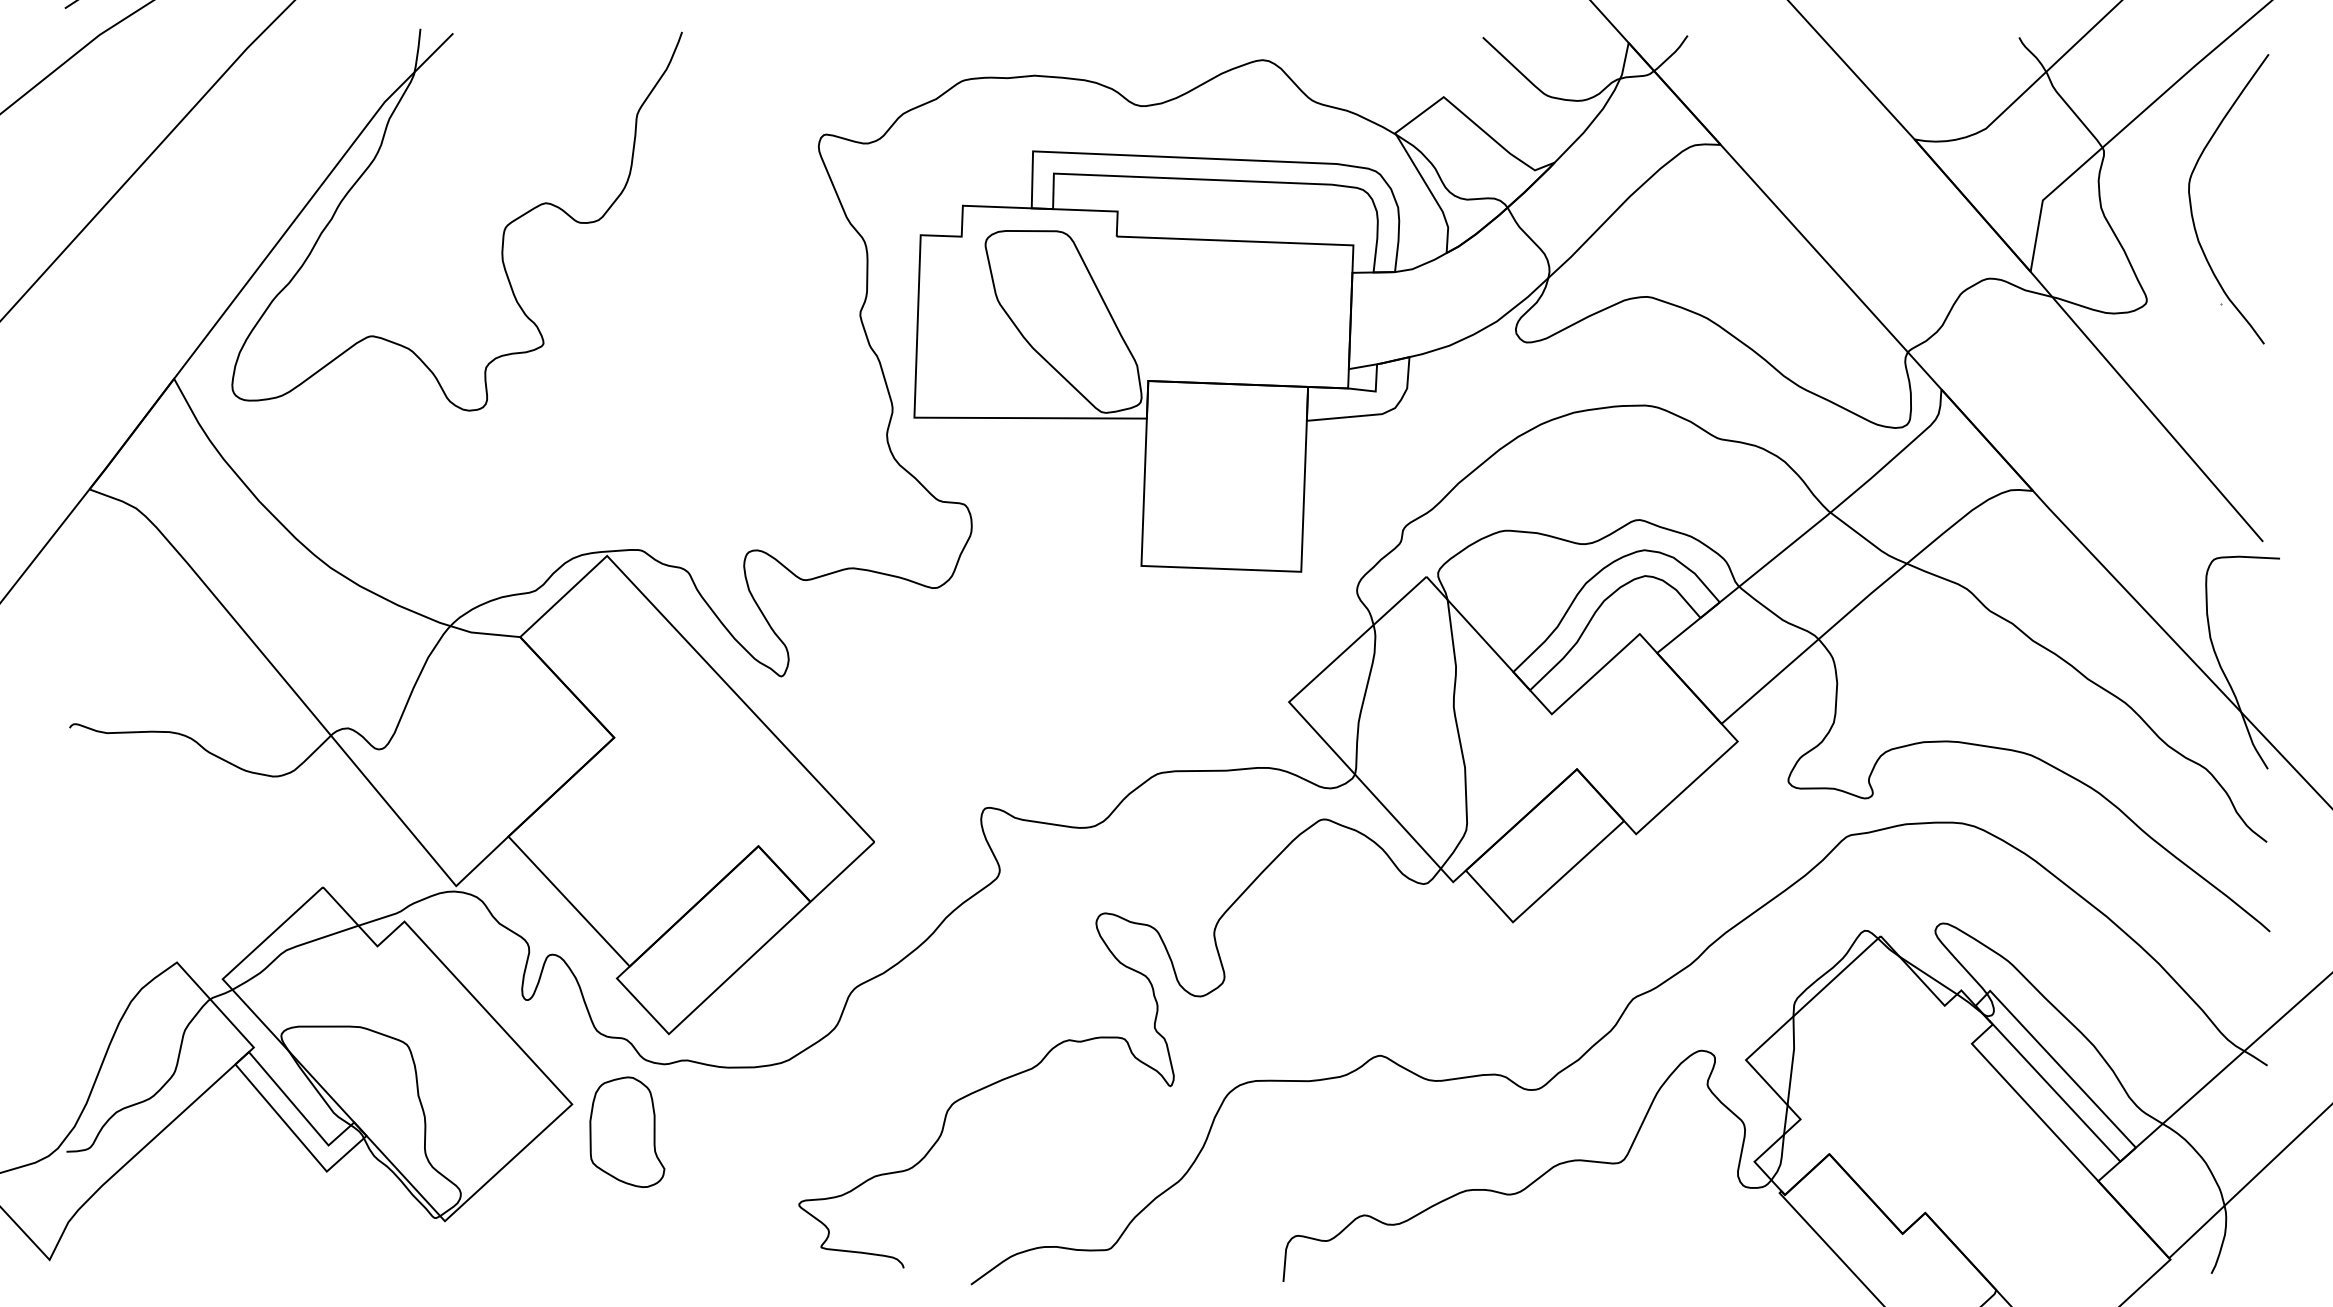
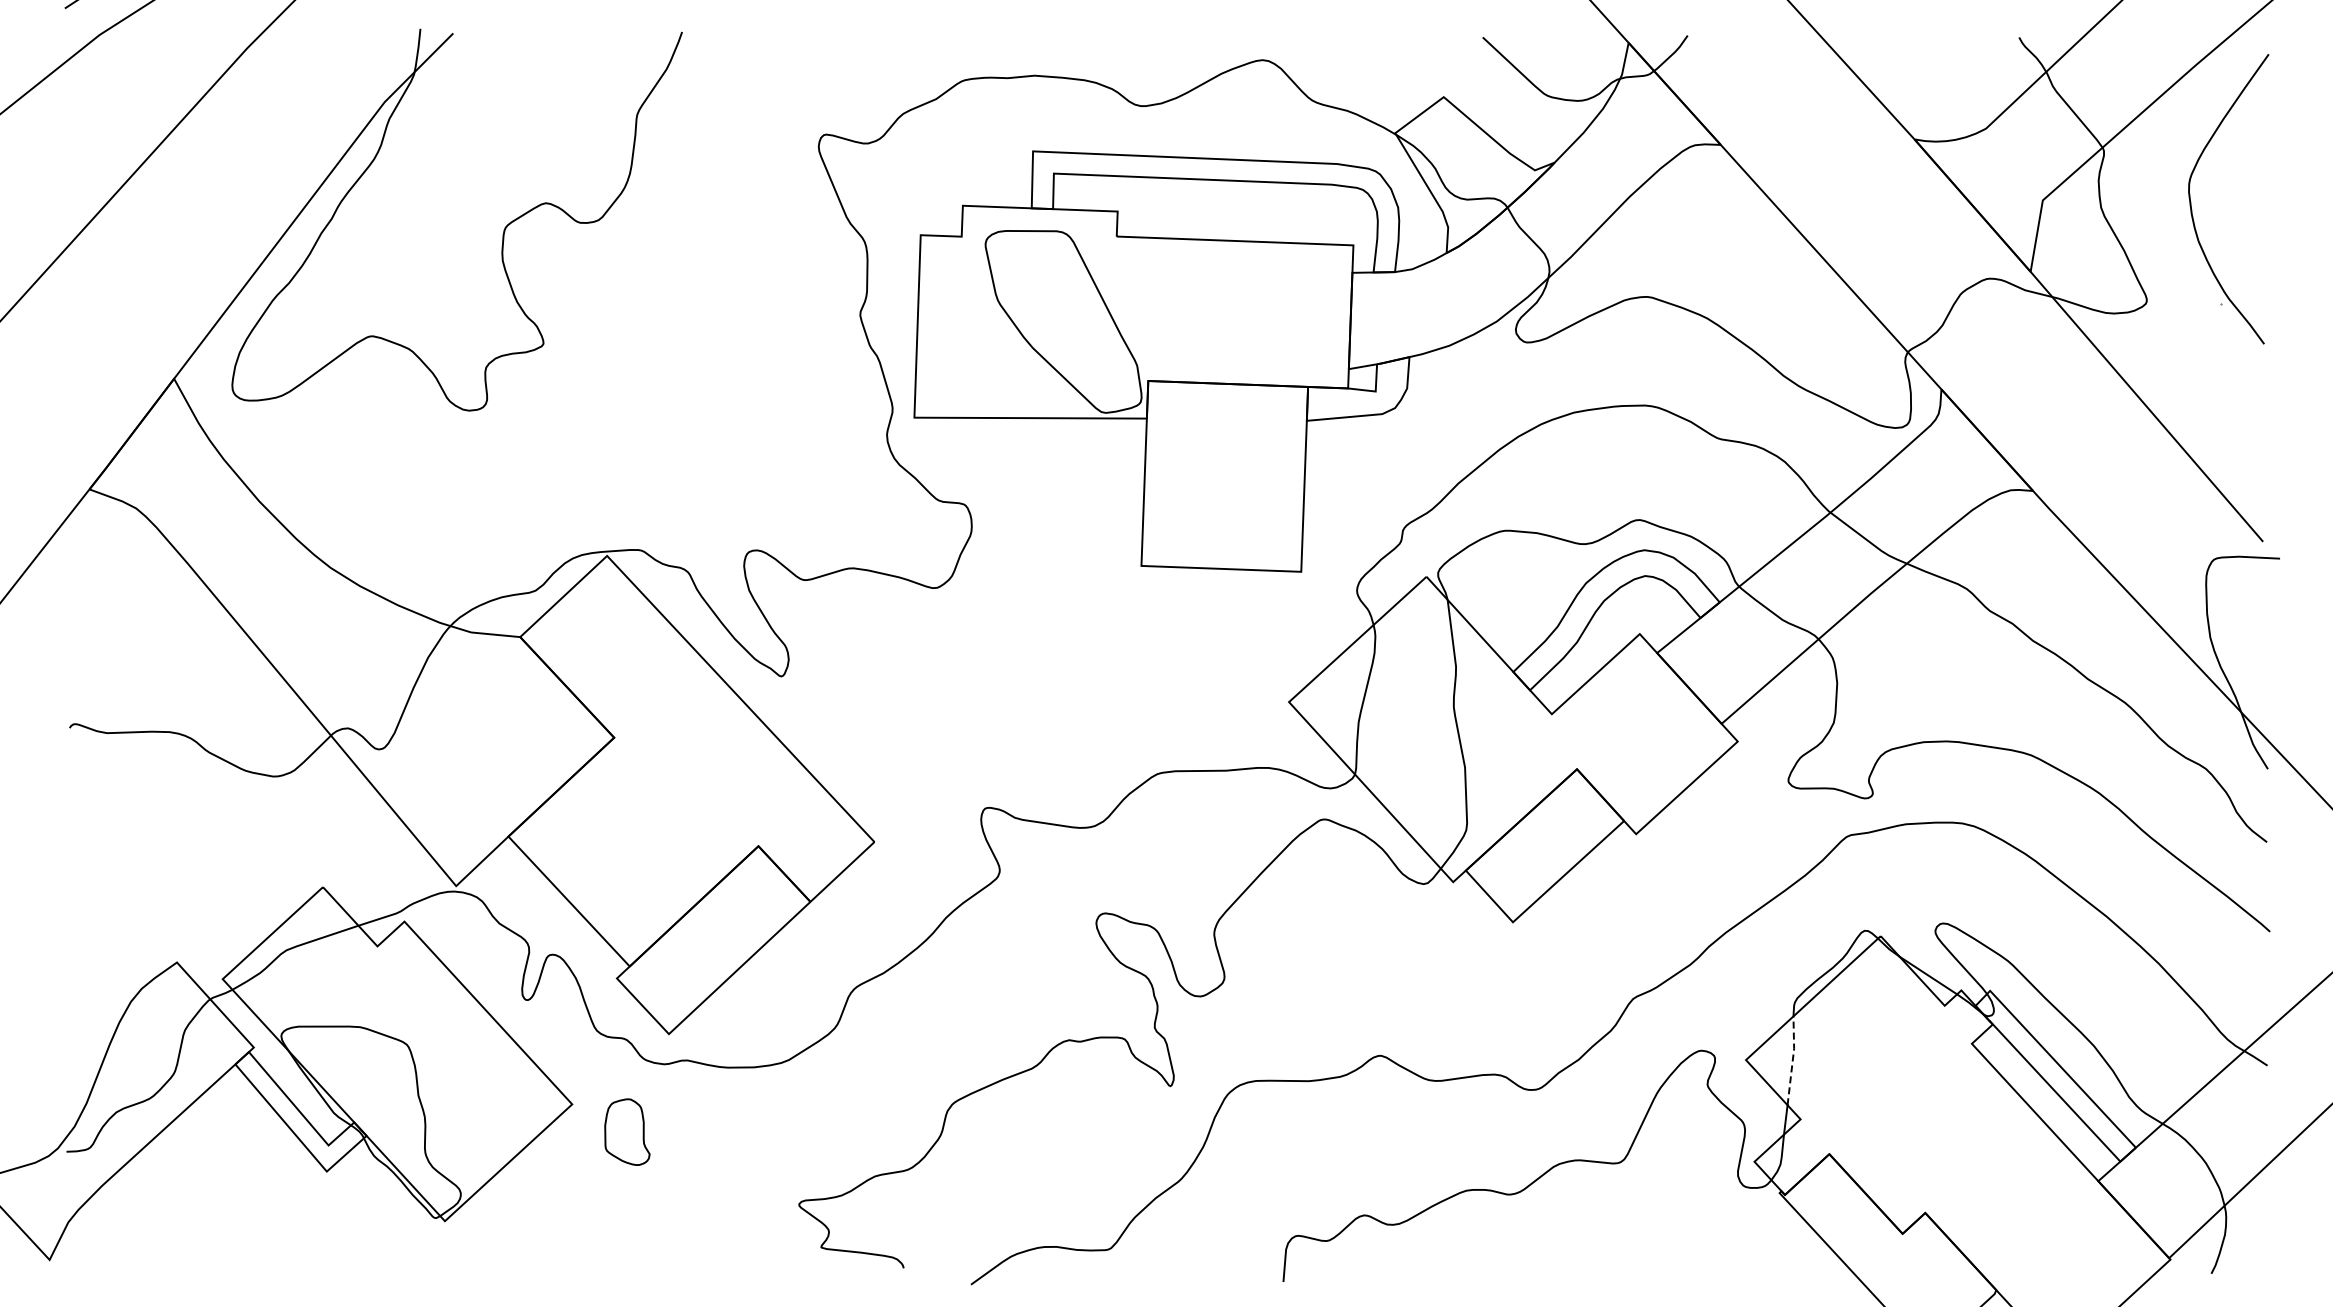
line: solid -> dashed (1792, 1059)
part size: 77x112 px -> 47x68 px (627, 1131)
